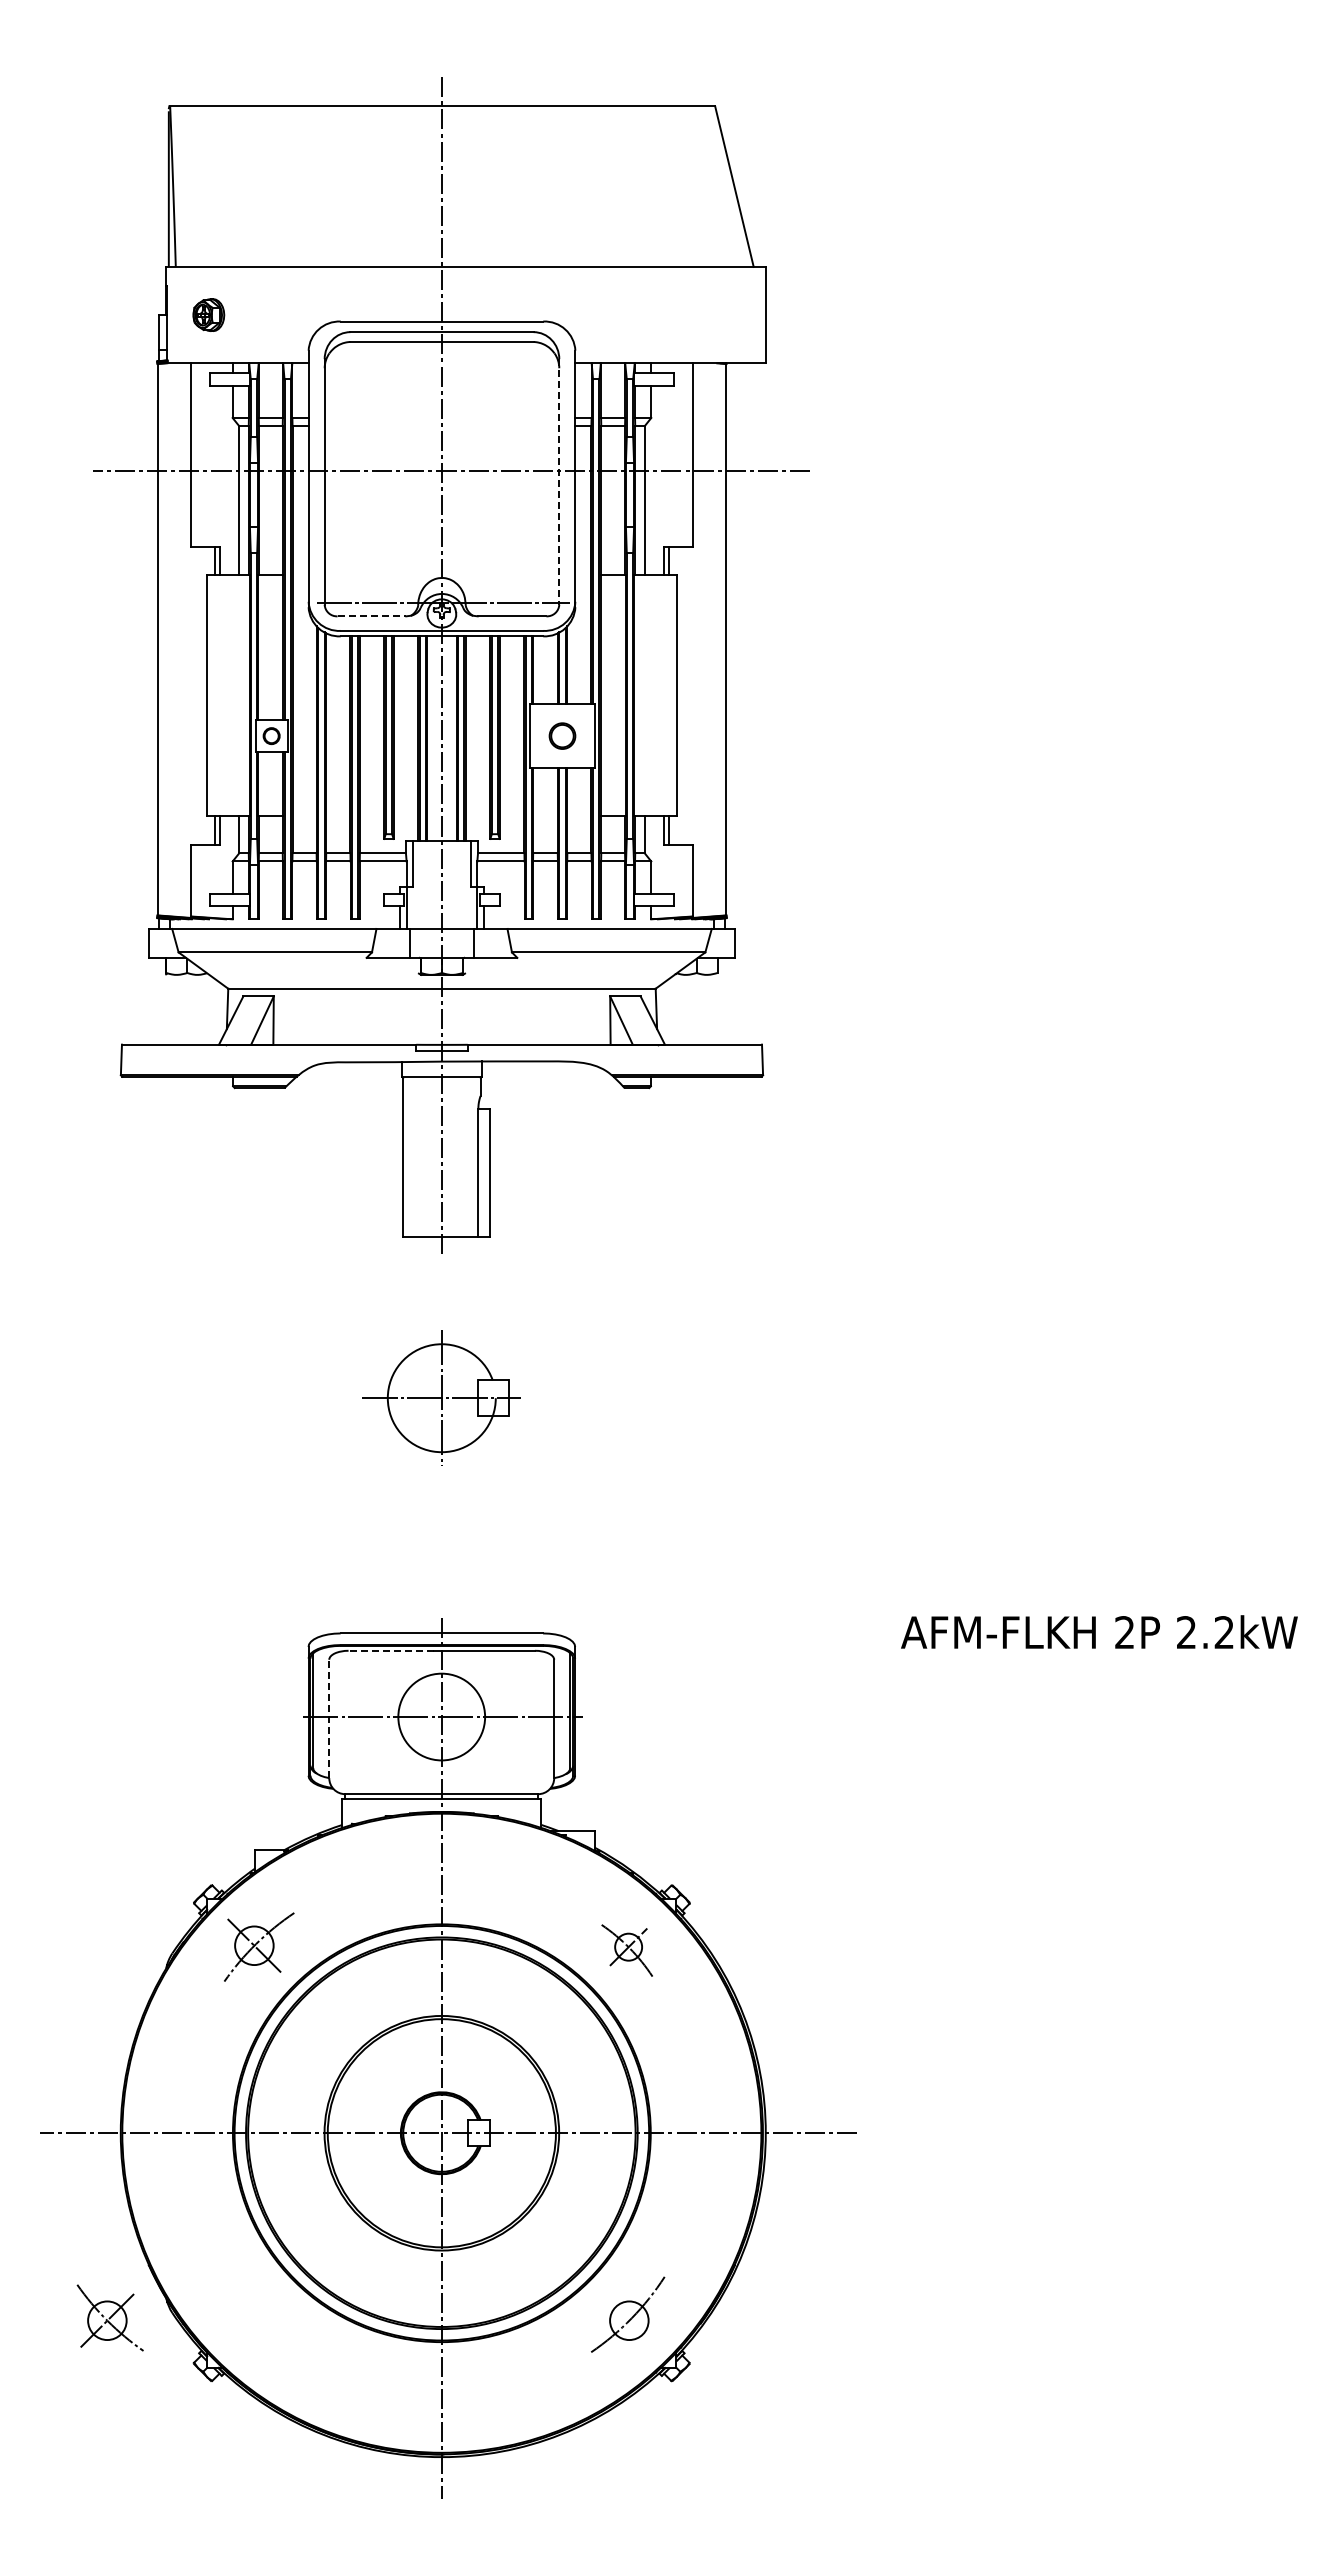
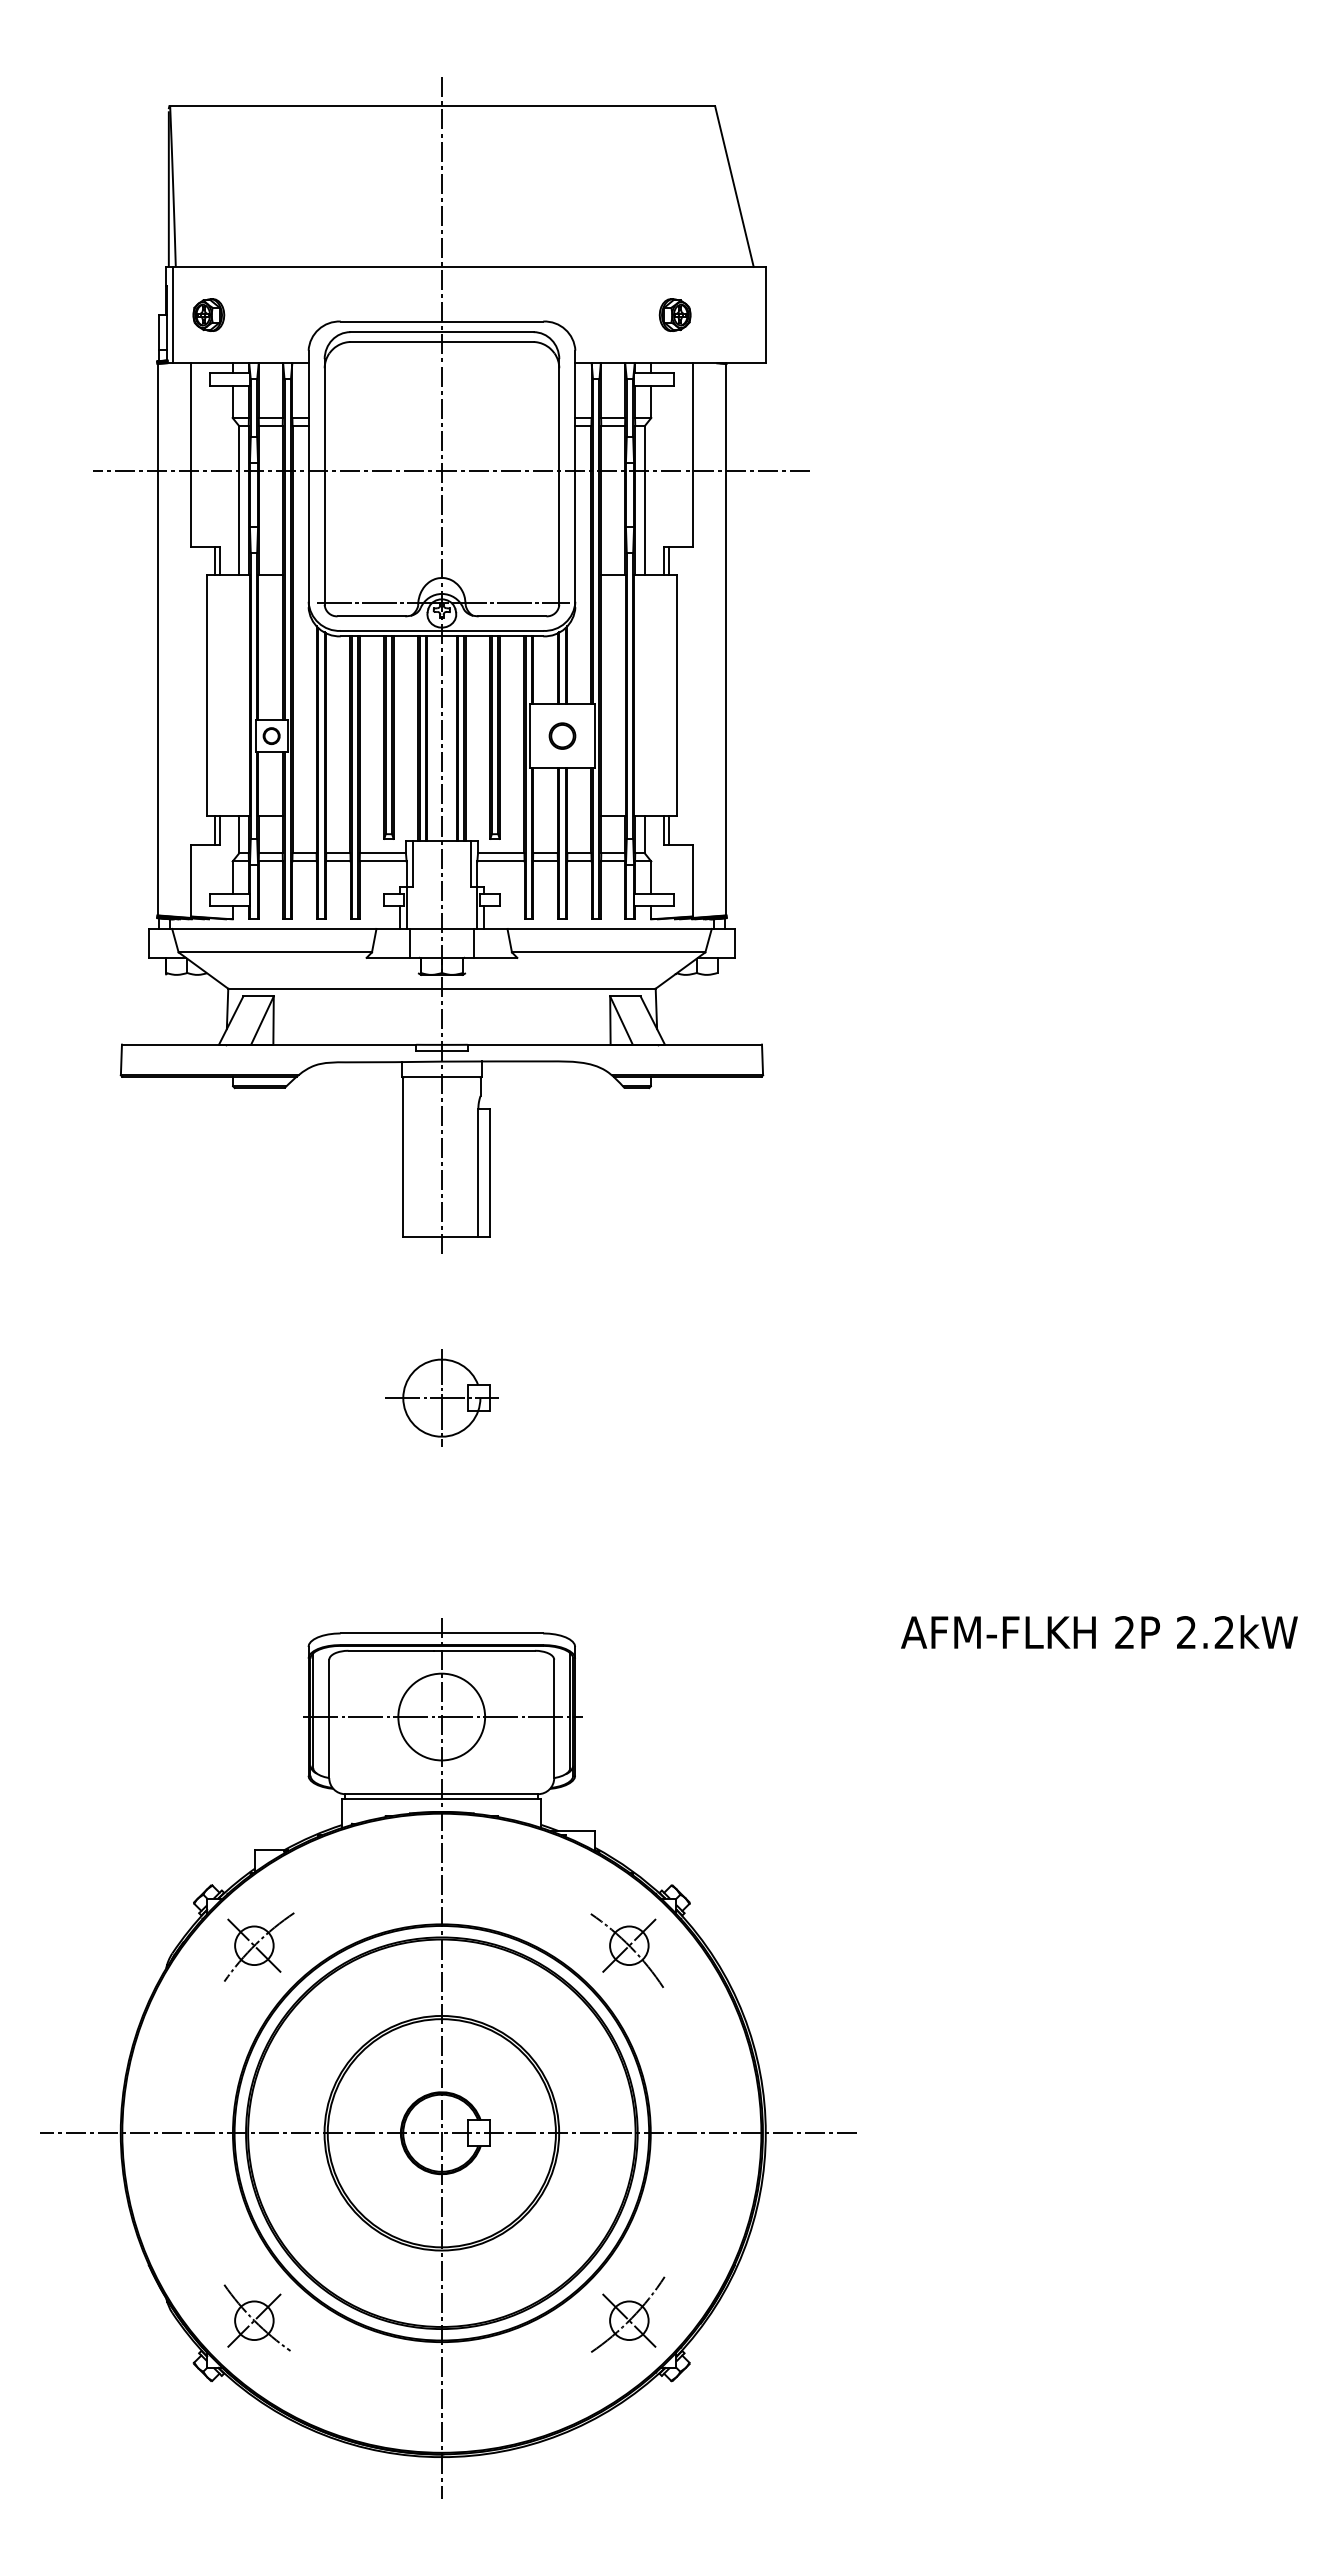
line: none -> present (172, 314)
part: none -> present (674, 314)
line: dashed -> solid (559, 481)
line: dashed -> solid (372, 616)
part size: 159x136 px -> 114x98 px (441, 1397)
line: dashed -> solid (391, 1650)
line: dashed -> solid (329, 1718)
part size: 52x53 px -> 74x75 px (626, 1950)
part position: (109, 2317) -> (256, 2317) (256, 2317)
line: none -> present (629, 2320)
